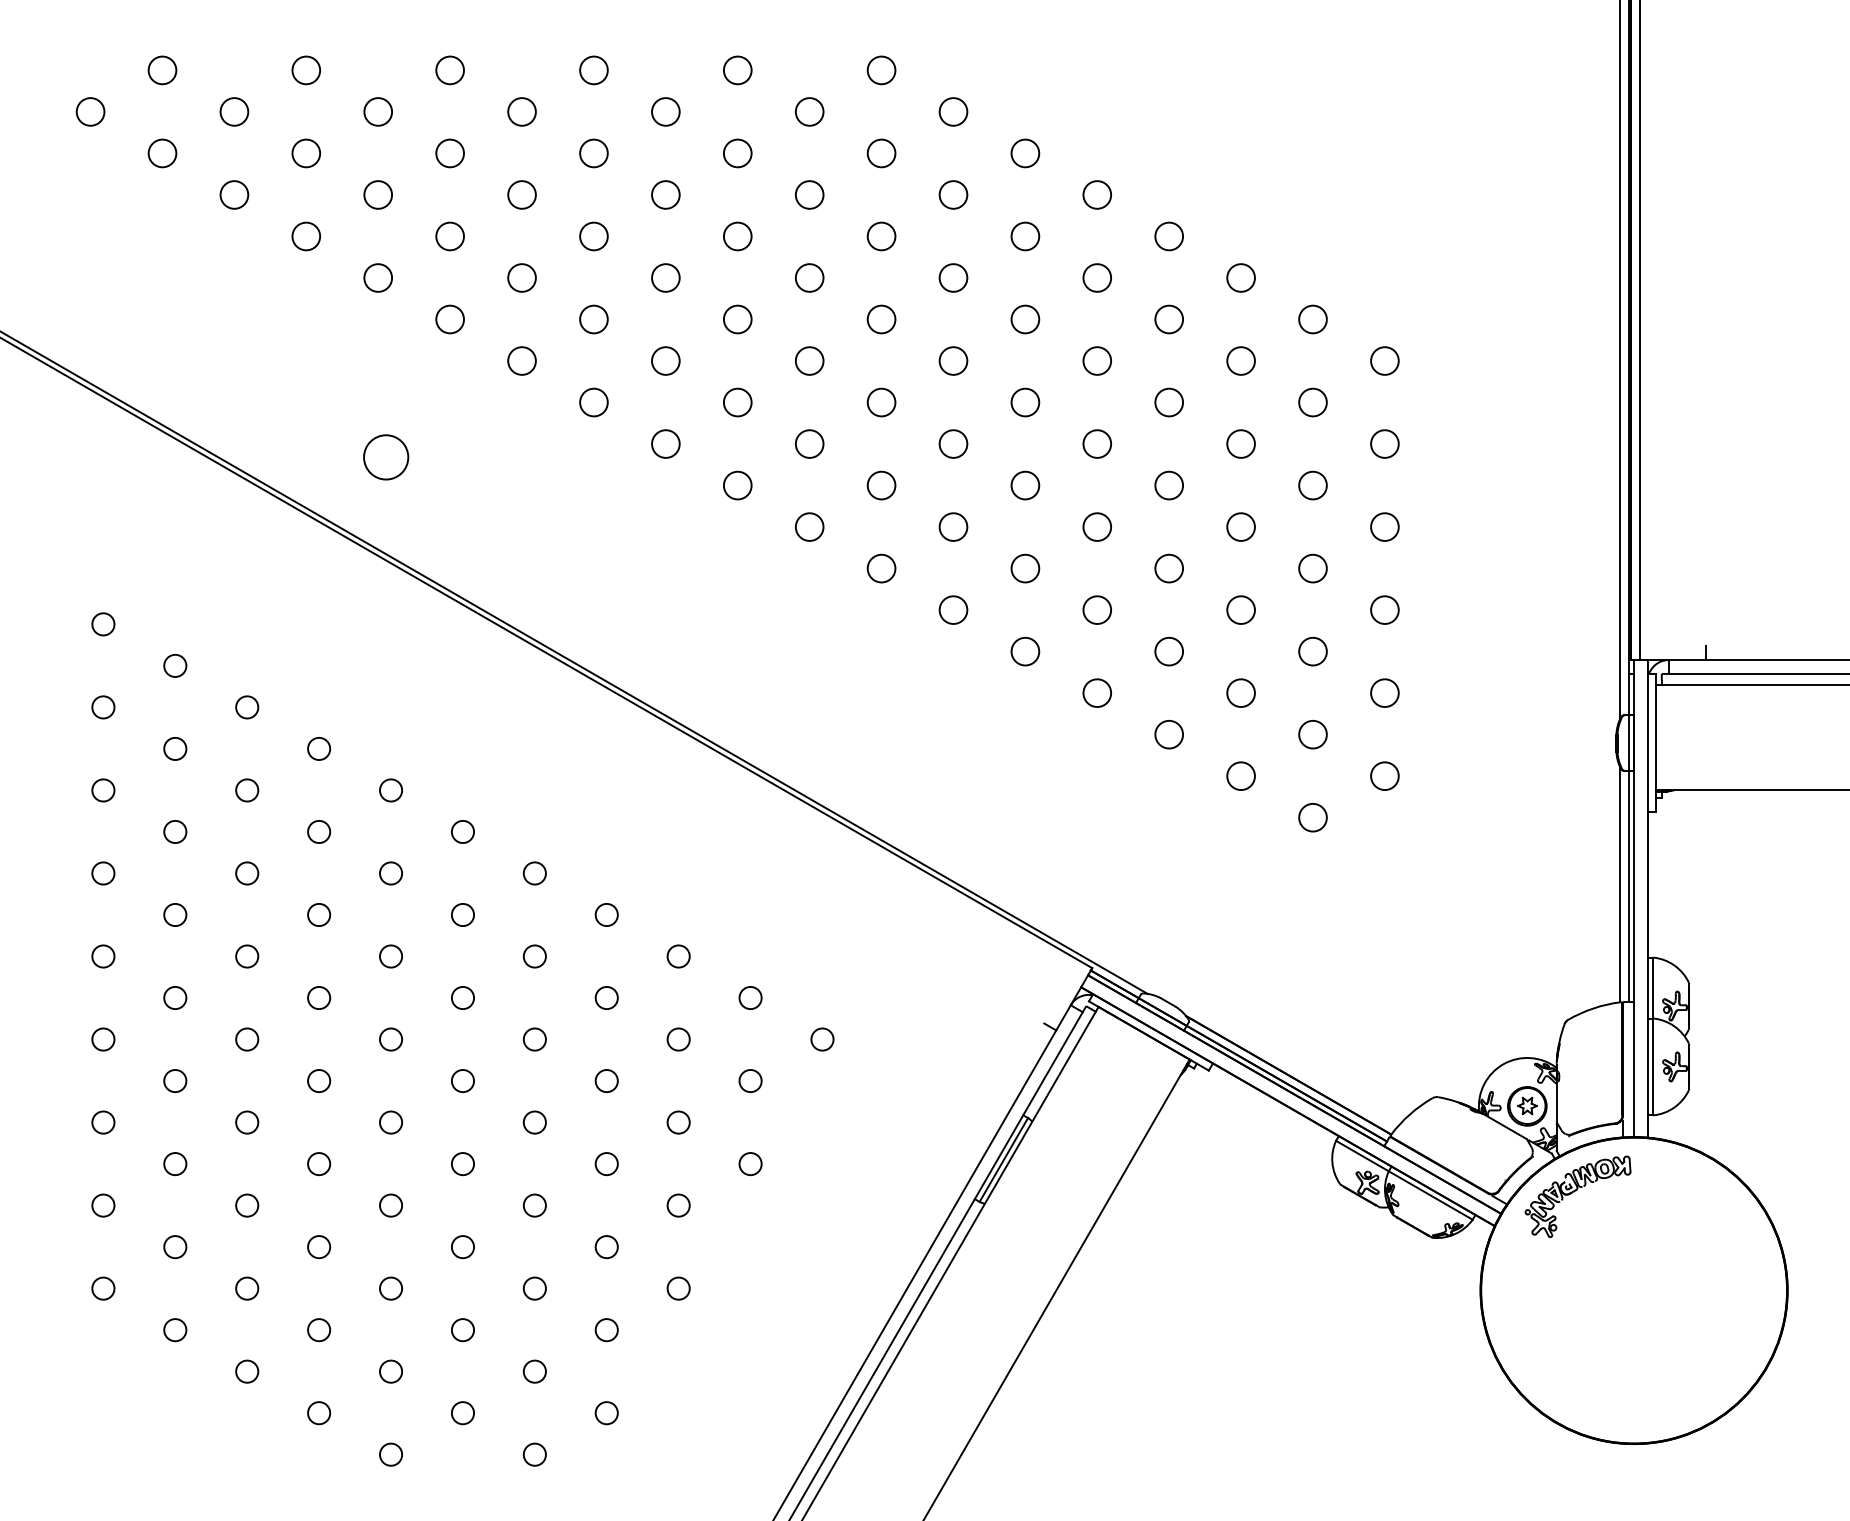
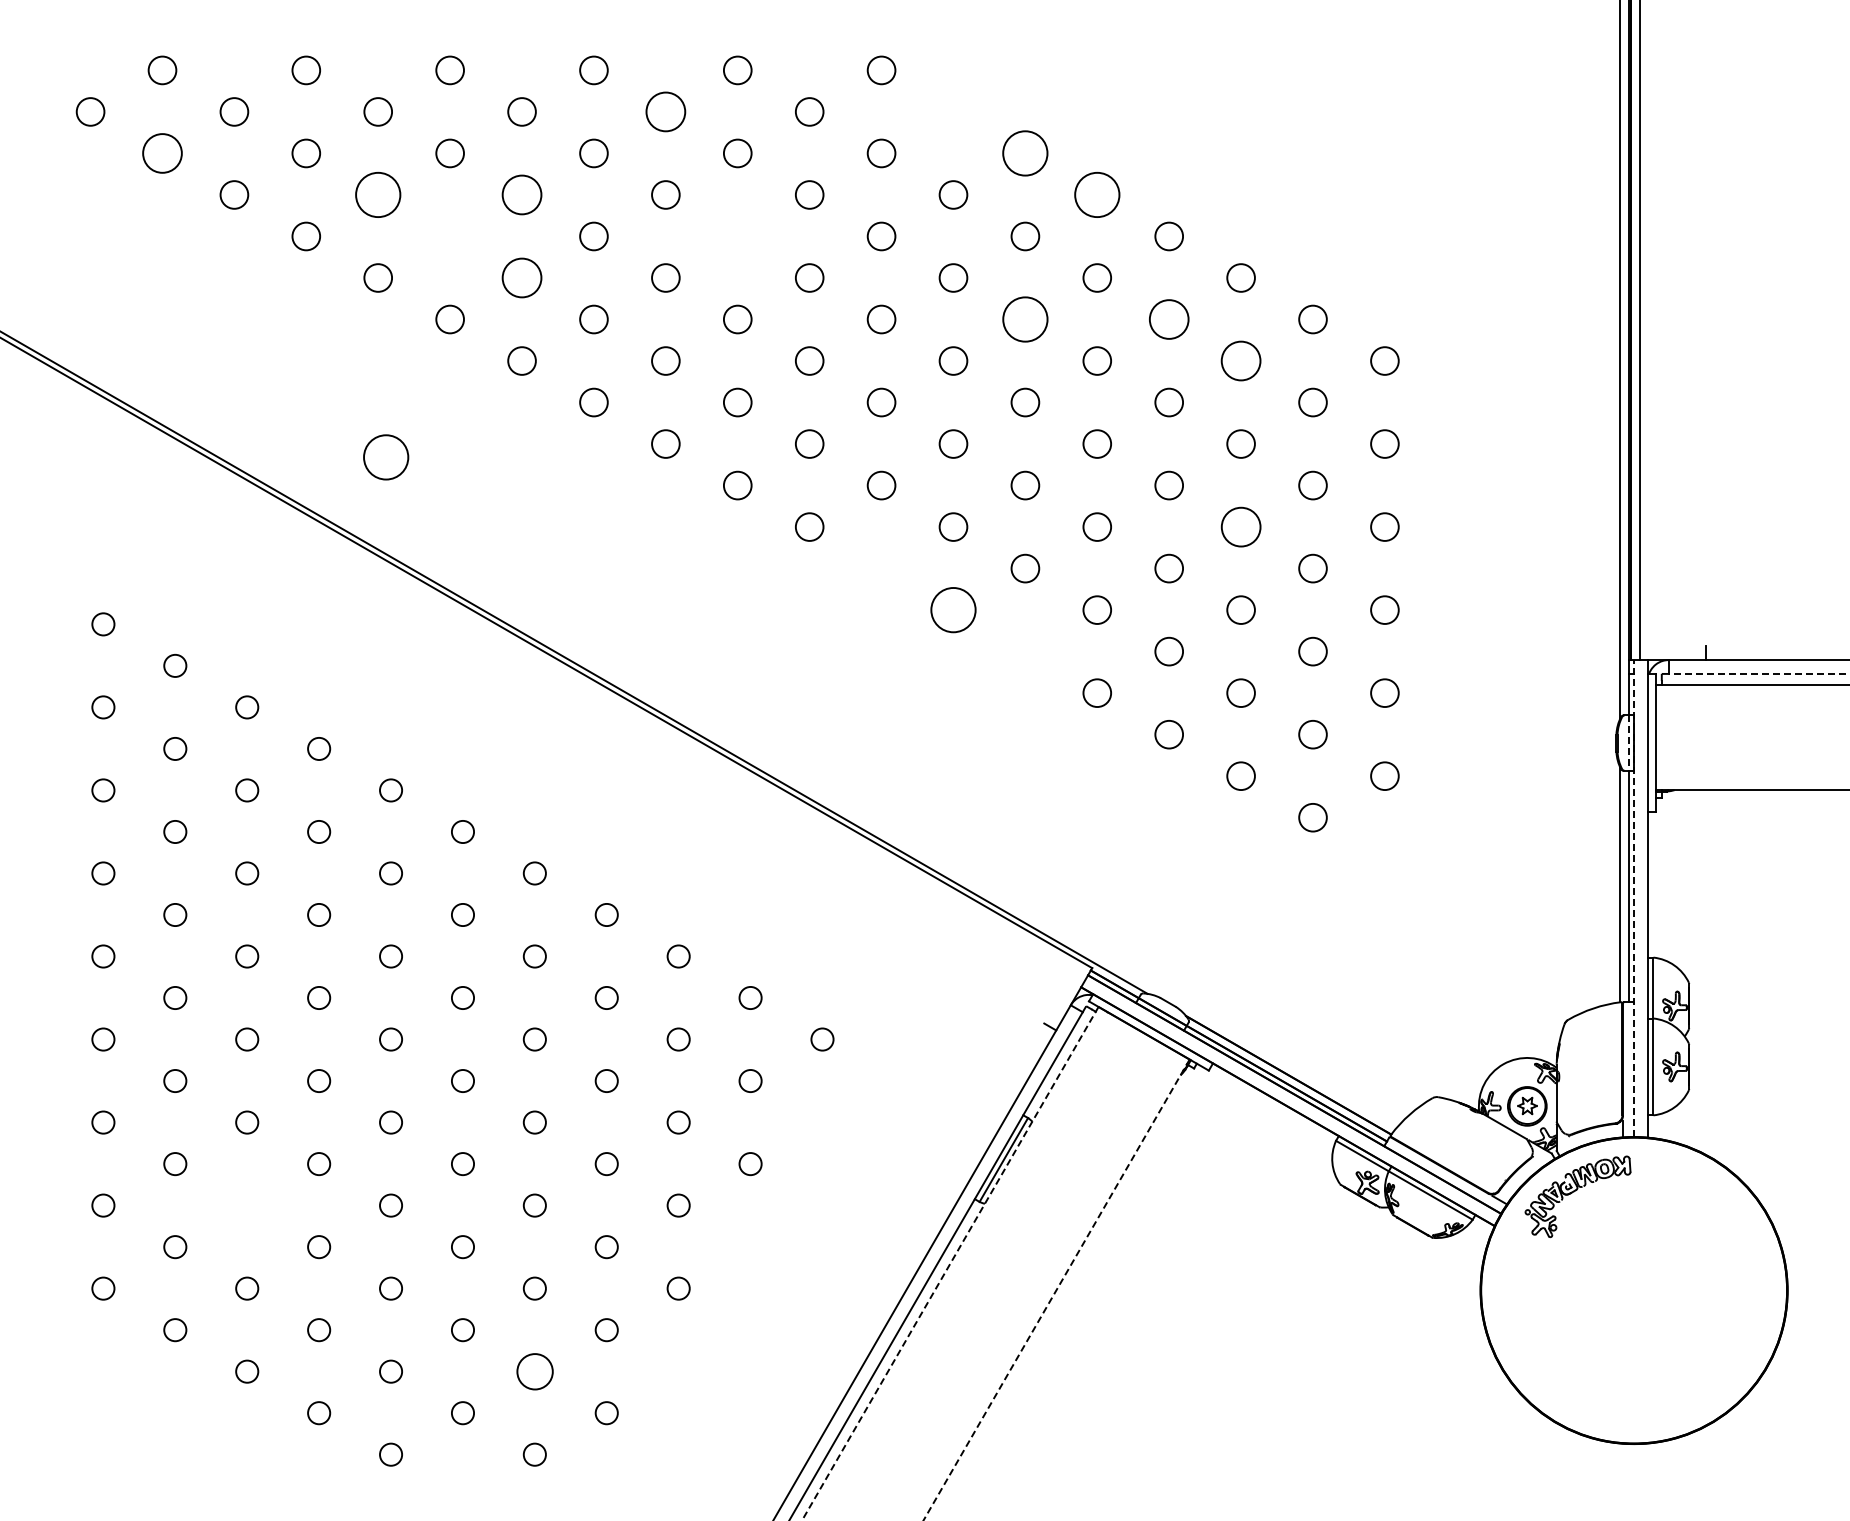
circle diameter: 28 px -> 39 px (665, 111)
circle: present -> none (953, 111)
circle diameter: 28 px -> 39 px (162, 153)
circle size: 31x31 px -> 47x47 px (1025, 153)
circle diameter: 28 px -> 44 px (378, 194)
circle diameter: 28 px -> 39 px (521, 194)
circle diameter: 28 px -> 44 px (1097, 194)
circle: present -> none (449, 236)
circle: present -> none (737, 236)
circle diameter: 28 px -> 39 px (521, 277)
circle diameter: 28 px -> 44 px (1025, 319)
circle diameter: 28 px -> 39 px (1168, 319)
circle diameter: 28 px -> 39 px (1240, 360)
circle size: 30x30 px -> 42x42 px (1240, 526)
circle: present -> none (881, 568)
circle diameter: 28 px -> 44 px (953, 610)
circle: present -> none (1025, 651)
line: solid -> dashed (1758, 673)
line: solid -> dashed (1628, 743)
line: solid -> dashed (1634, 898)
circle: present -> none (247, 1205)
line: solid -> dashed (950, 1264)
line: solid -> dashed (1056, 1290)
circle size: 25x25 px -> 38x38 px (534, 1371)
